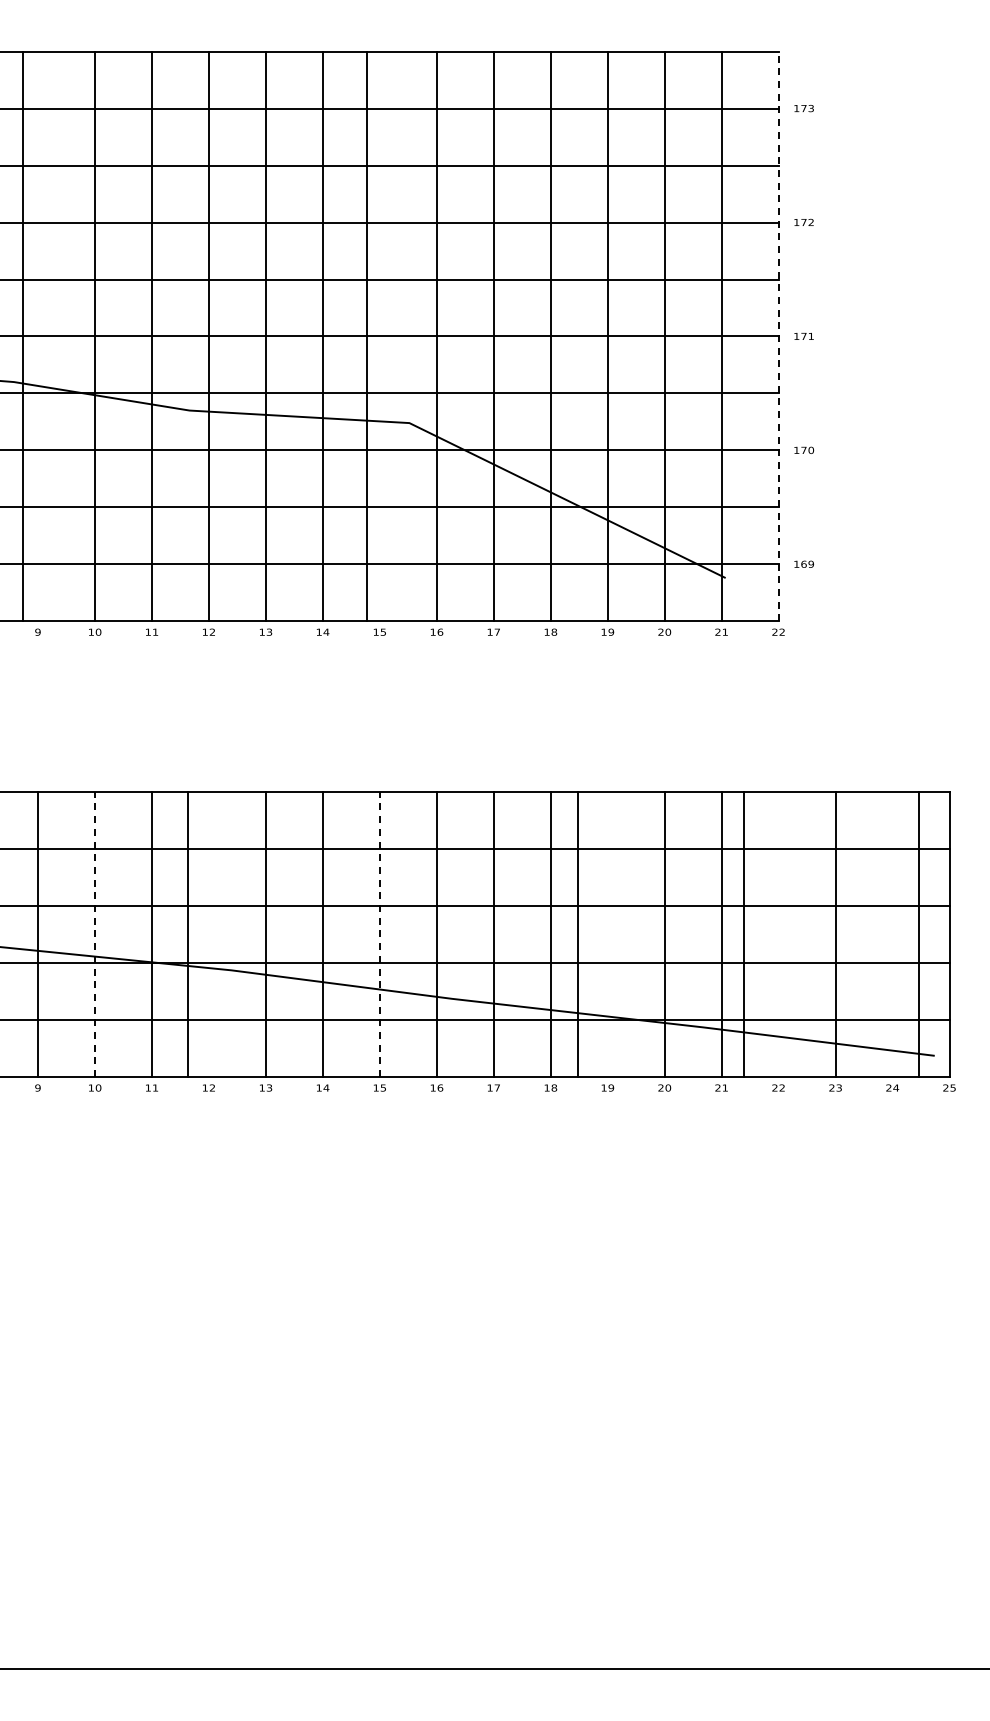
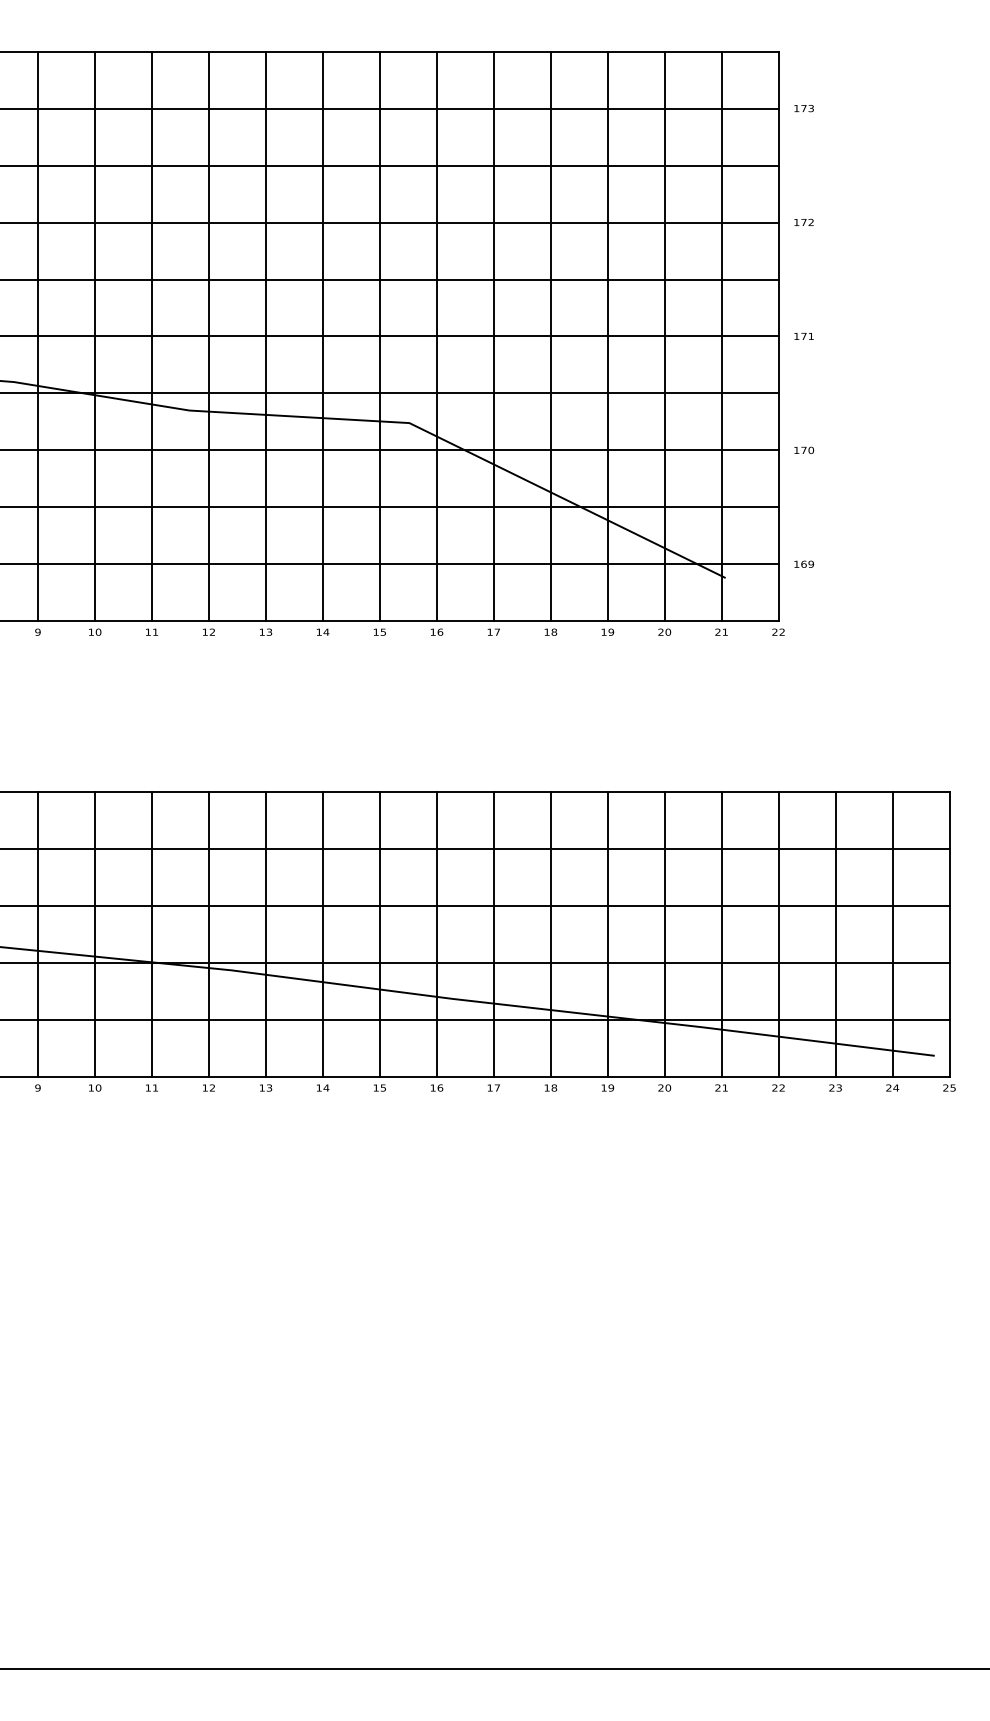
line position: (23, 336) -> (38, 336) (38, 336)
line position: (366, 336) -> (379, 336) (379, 336)
line: dashed -> solid (778, 336)
line: dashed -> solid (94, 934)
line position: (187, 934) -> (208, 934) (208, 934)
line: dashed -> solid (379, 934)
line position: (577, 934) -> (607, 934) (607, 934)
line position: (743, 934) -> (778, 934) (778, 934)
line position: (918, 934) -> (892, 934) (892, 934)
